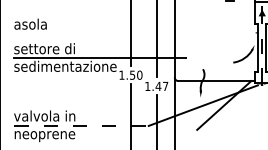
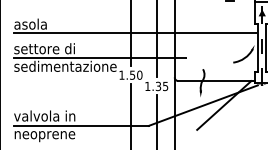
line: none -> present (134, 32)
text: 1.47 -> 1.35 (161, 86)
line: dashed -> solid (82, 125)
